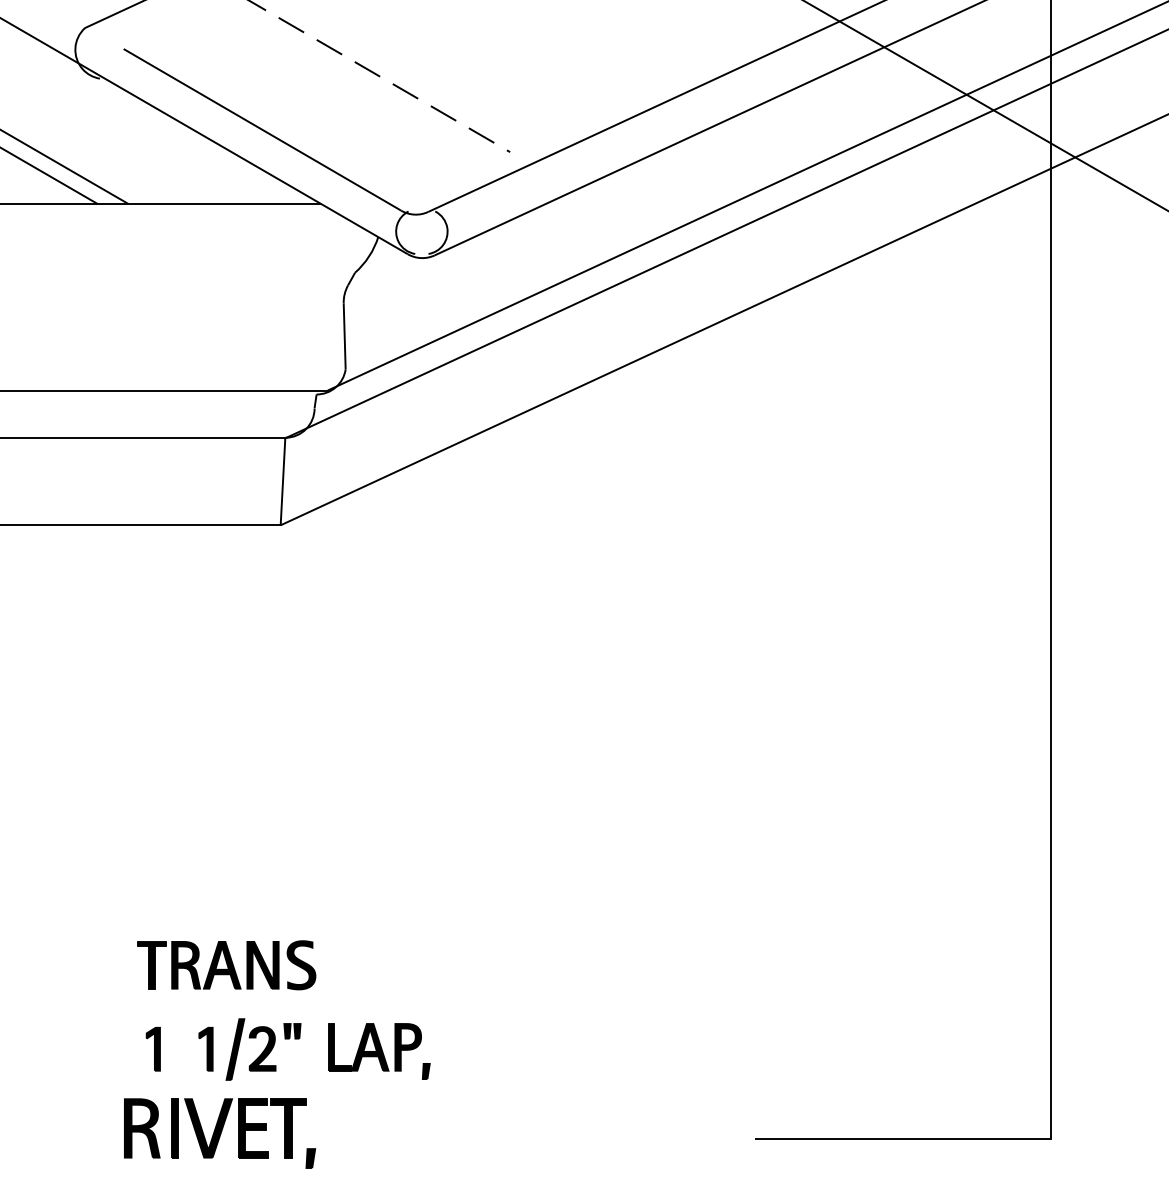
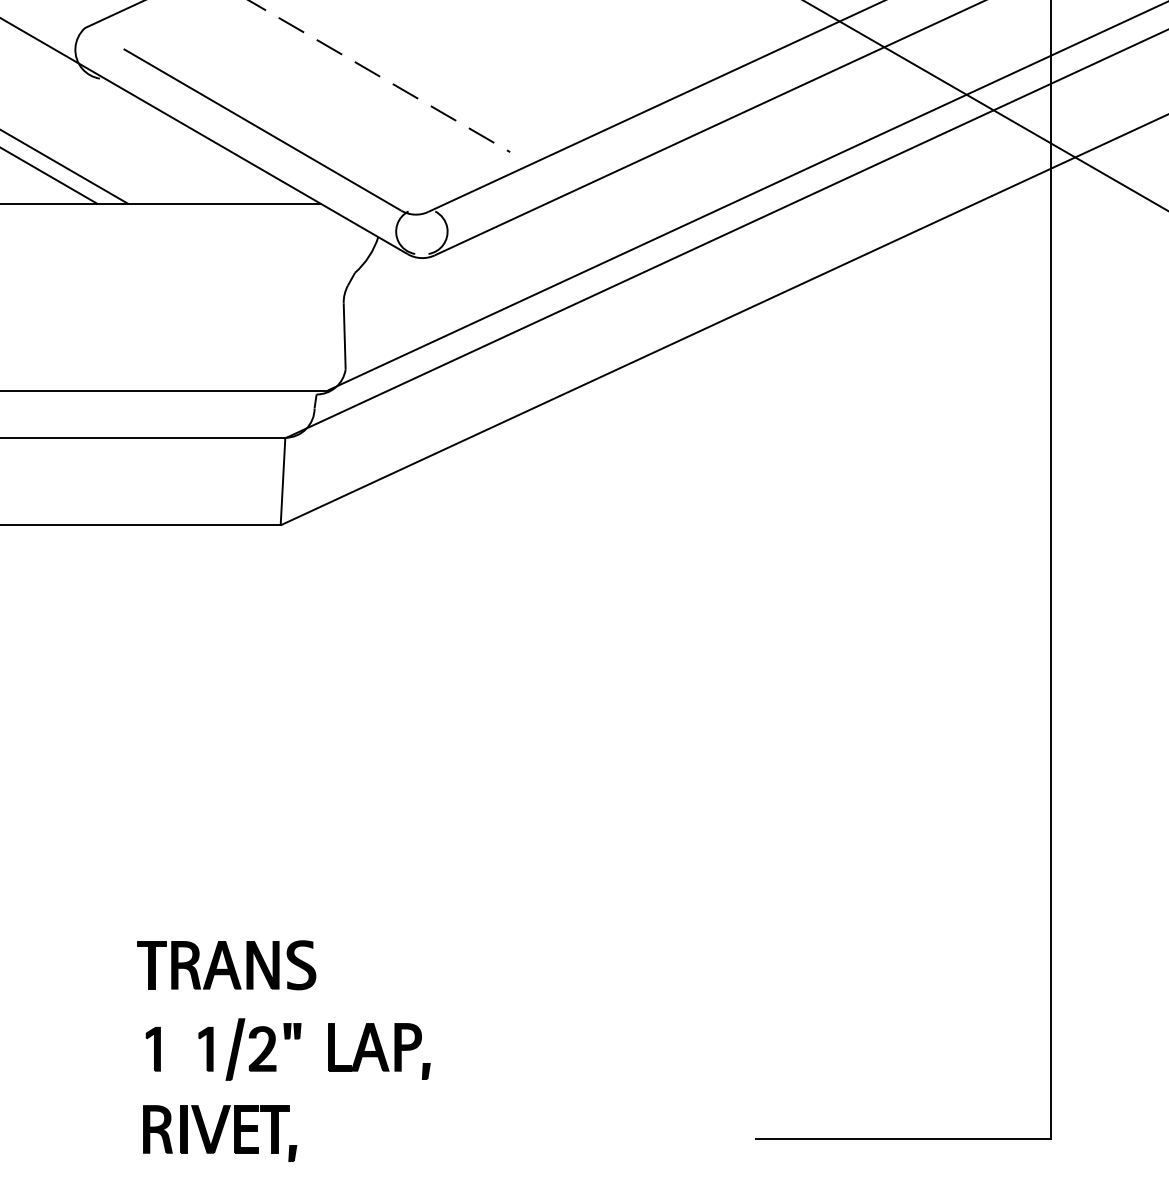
part size: 193x71 px -> 155x57 px (220, 1133)
